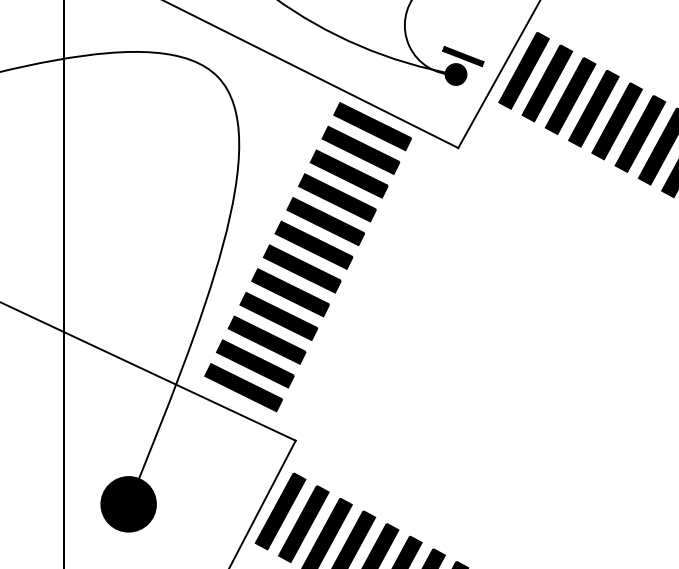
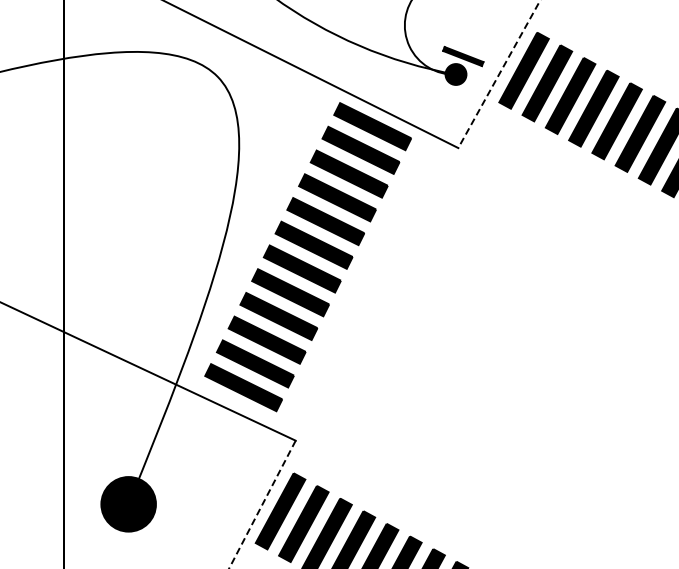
line: solid -> dashed (499, 74)
line: solid -> dashed (262, 504)
